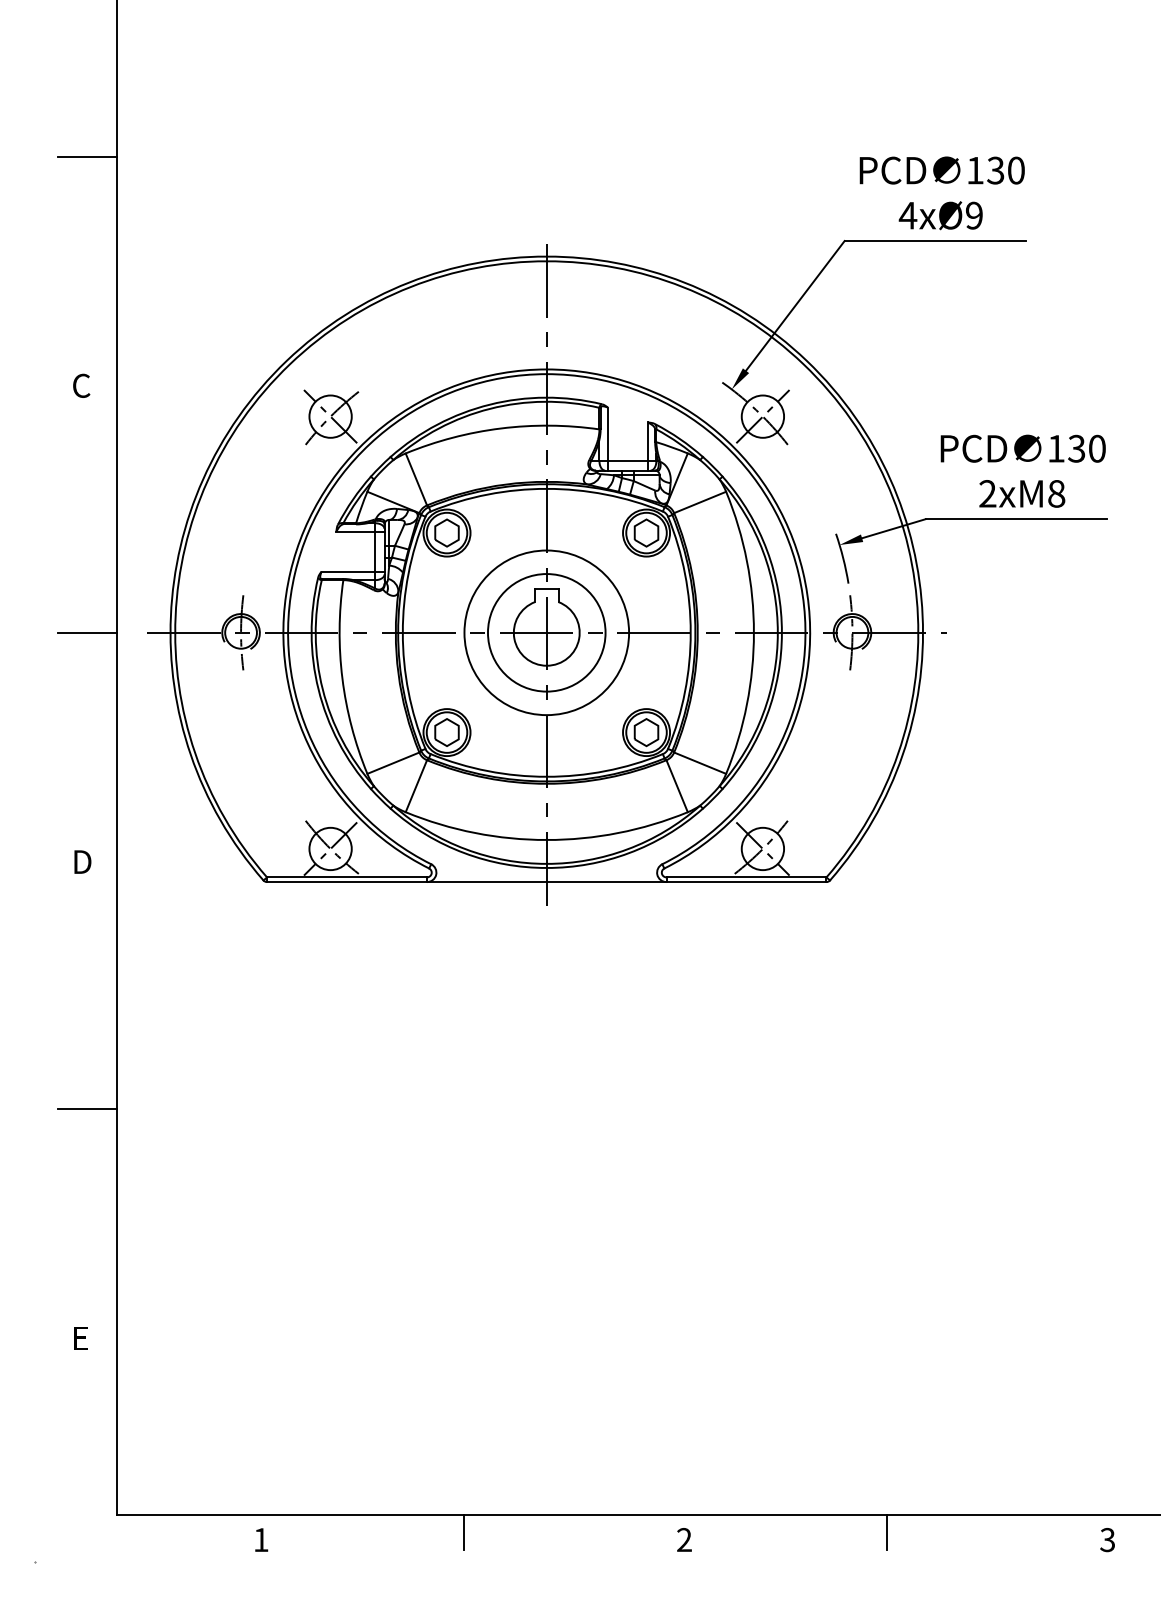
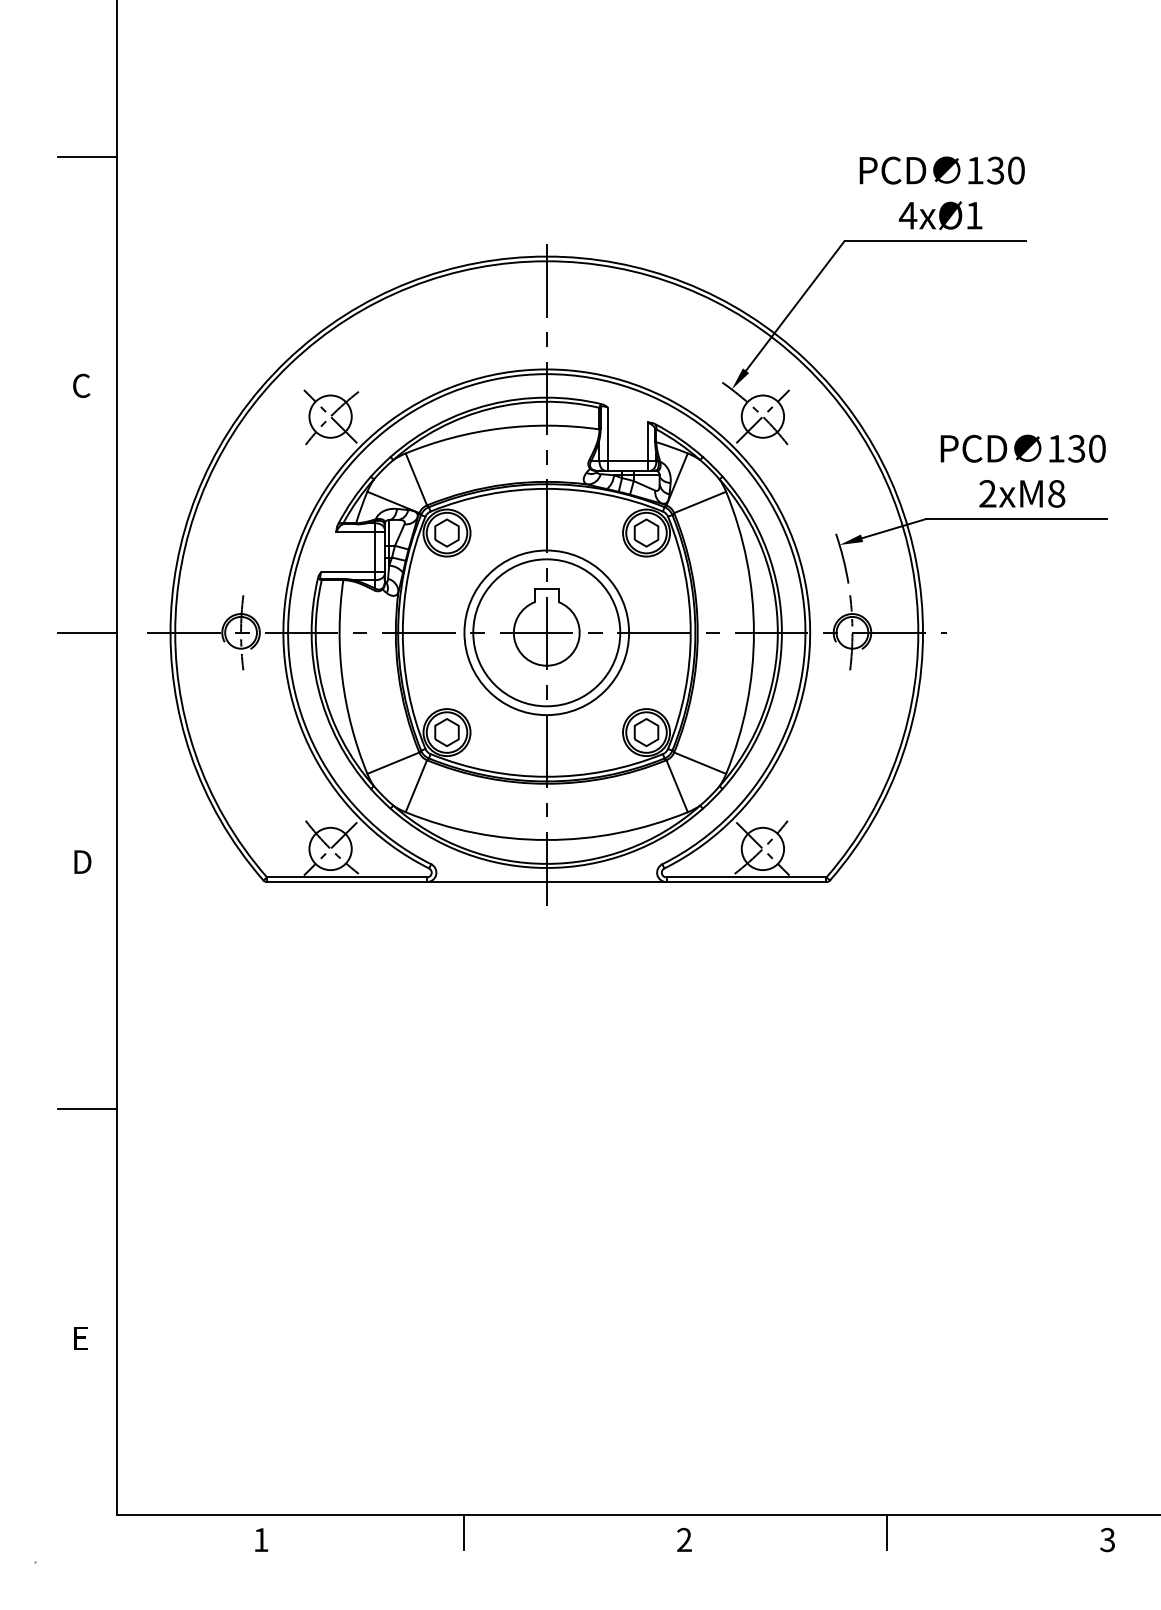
text: 4xØ9 -> 4xØ1 (974, 215)
circle diameter: 118 px -> 147 px (546, 632)
